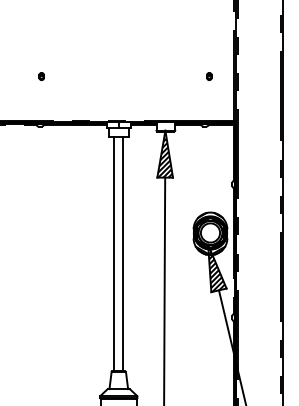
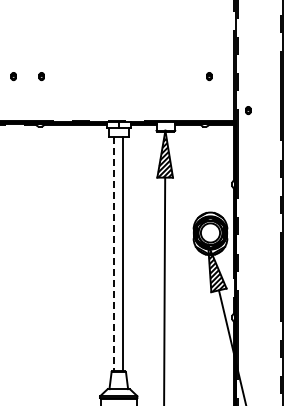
part: none -> present (13, 76)
part: none -> present (248, 110)
line: solid -> dashed (114, 254)
